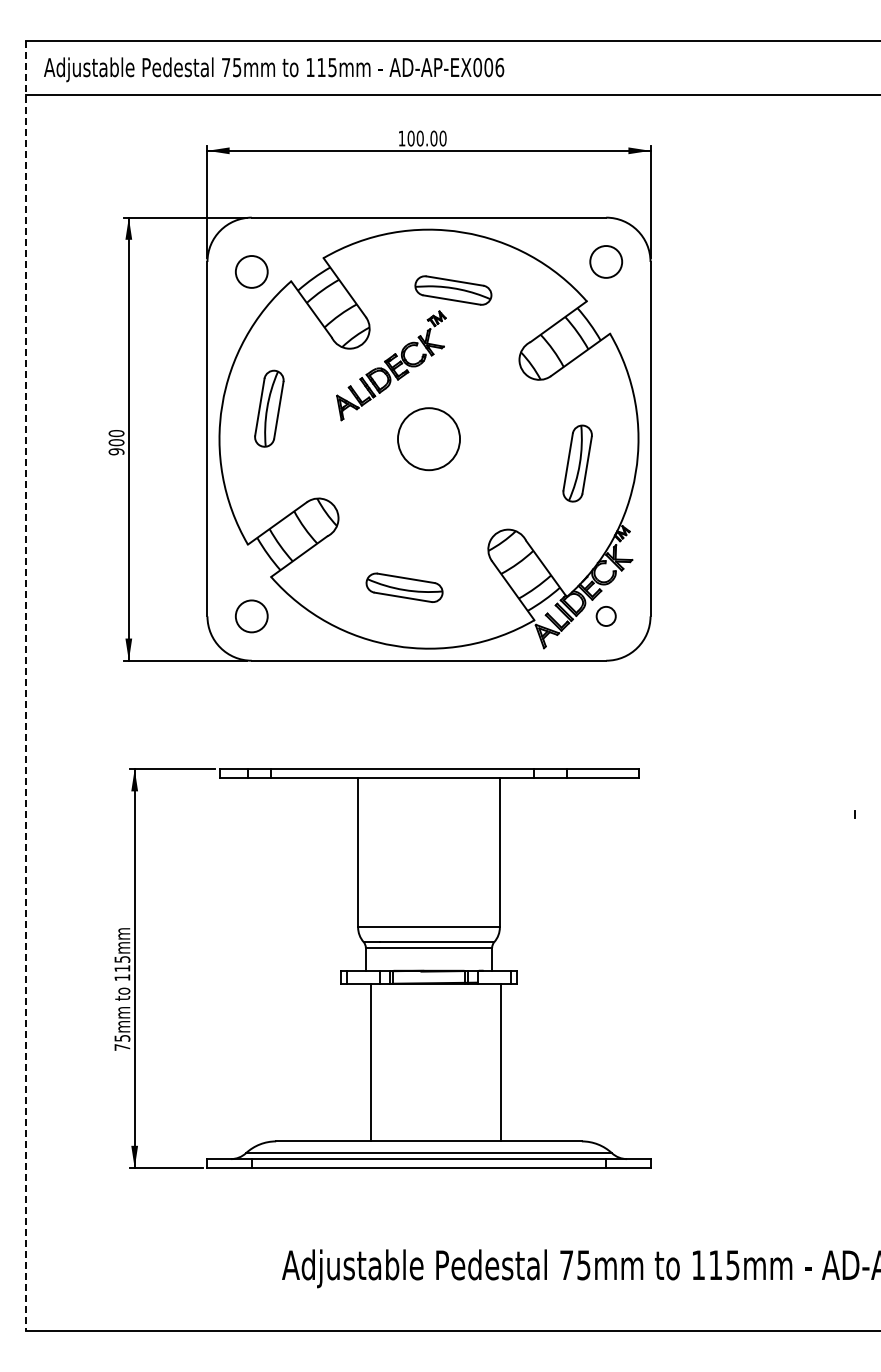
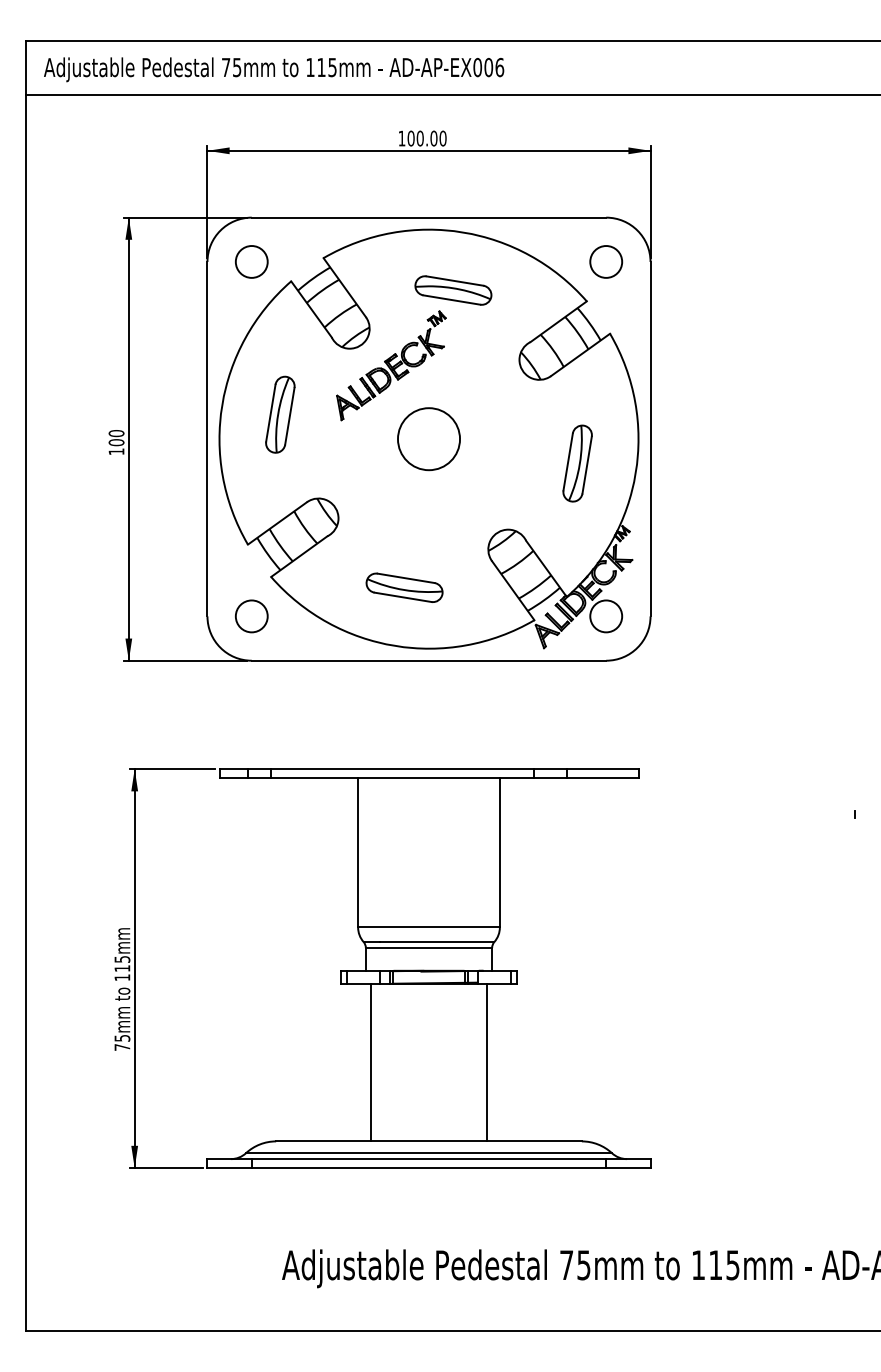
circle position: (251, 271) -> (251, 261) (251, 261)
part position: (269, 408) -> (280, 414) (280, 414)
text: 900 -> 100 (116, 451)
circle diameter: 19 px -> 32 px (606, 616)
line: dashed -> solid (26, 685)
line position: (501, 1062) -> (487, 1062) (487, 1062)
